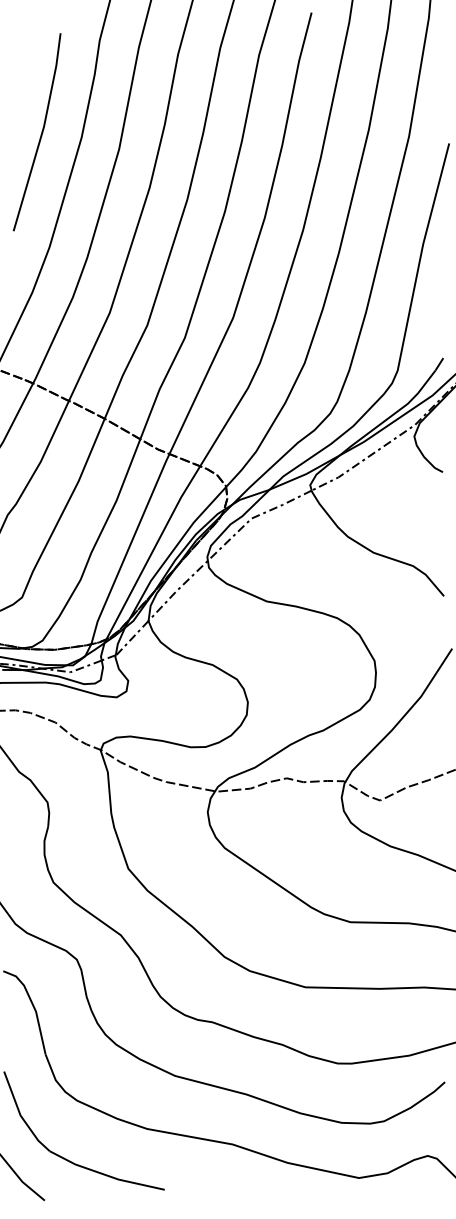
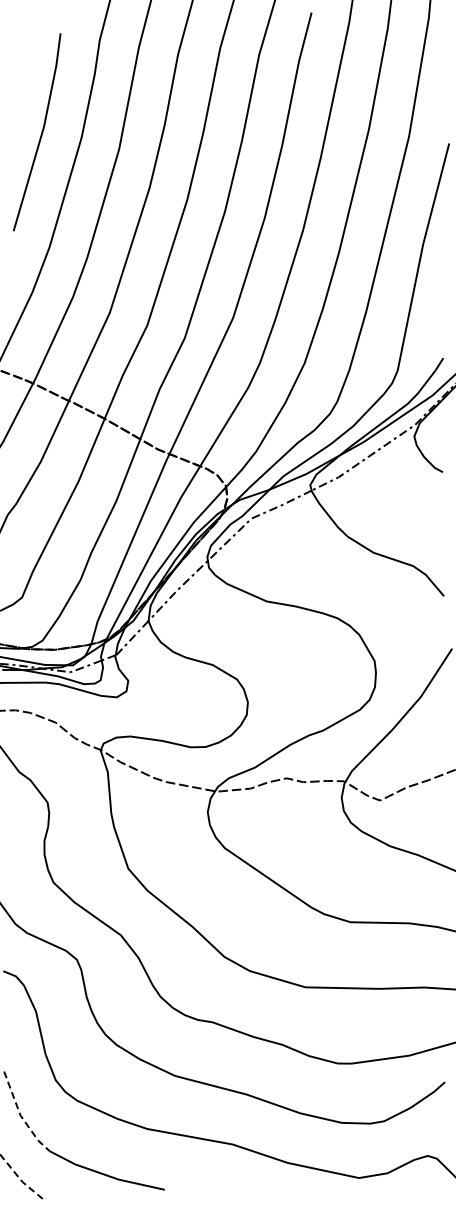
line: solid -> dashed (20, 1115)
line: solid -> dashed (21, 1180)
